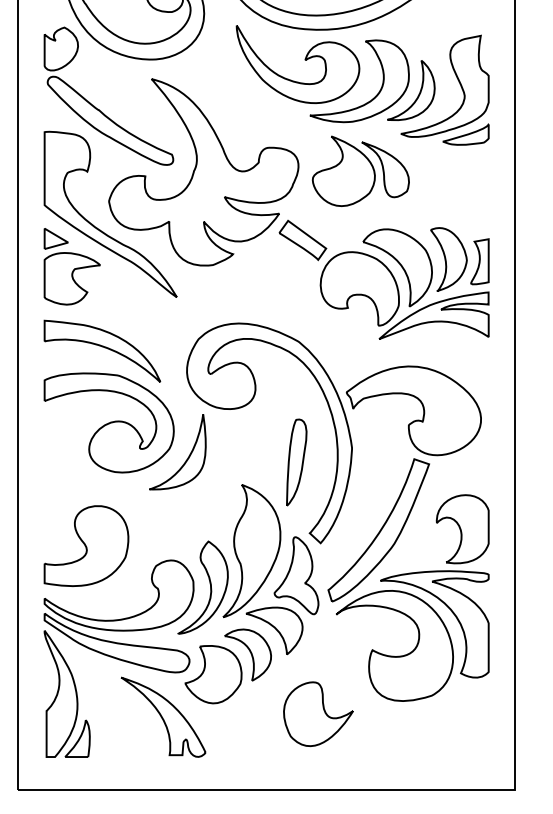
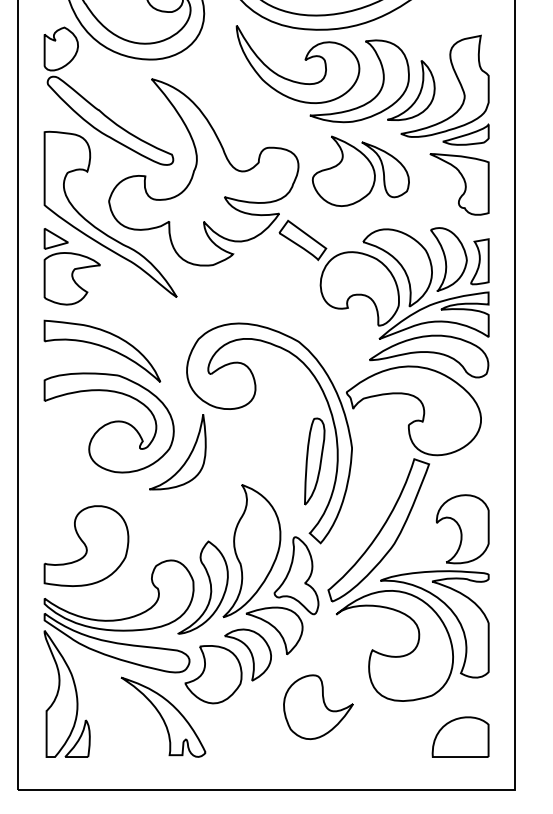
part: none -> present (459, 184)
part: none -> present (429, 356)
part position: (296, 462) -> (314, 461) (314, 461)
part position: (318, 714) -> (318, 707) (318, 707)
part: none -> present (460, 736)
